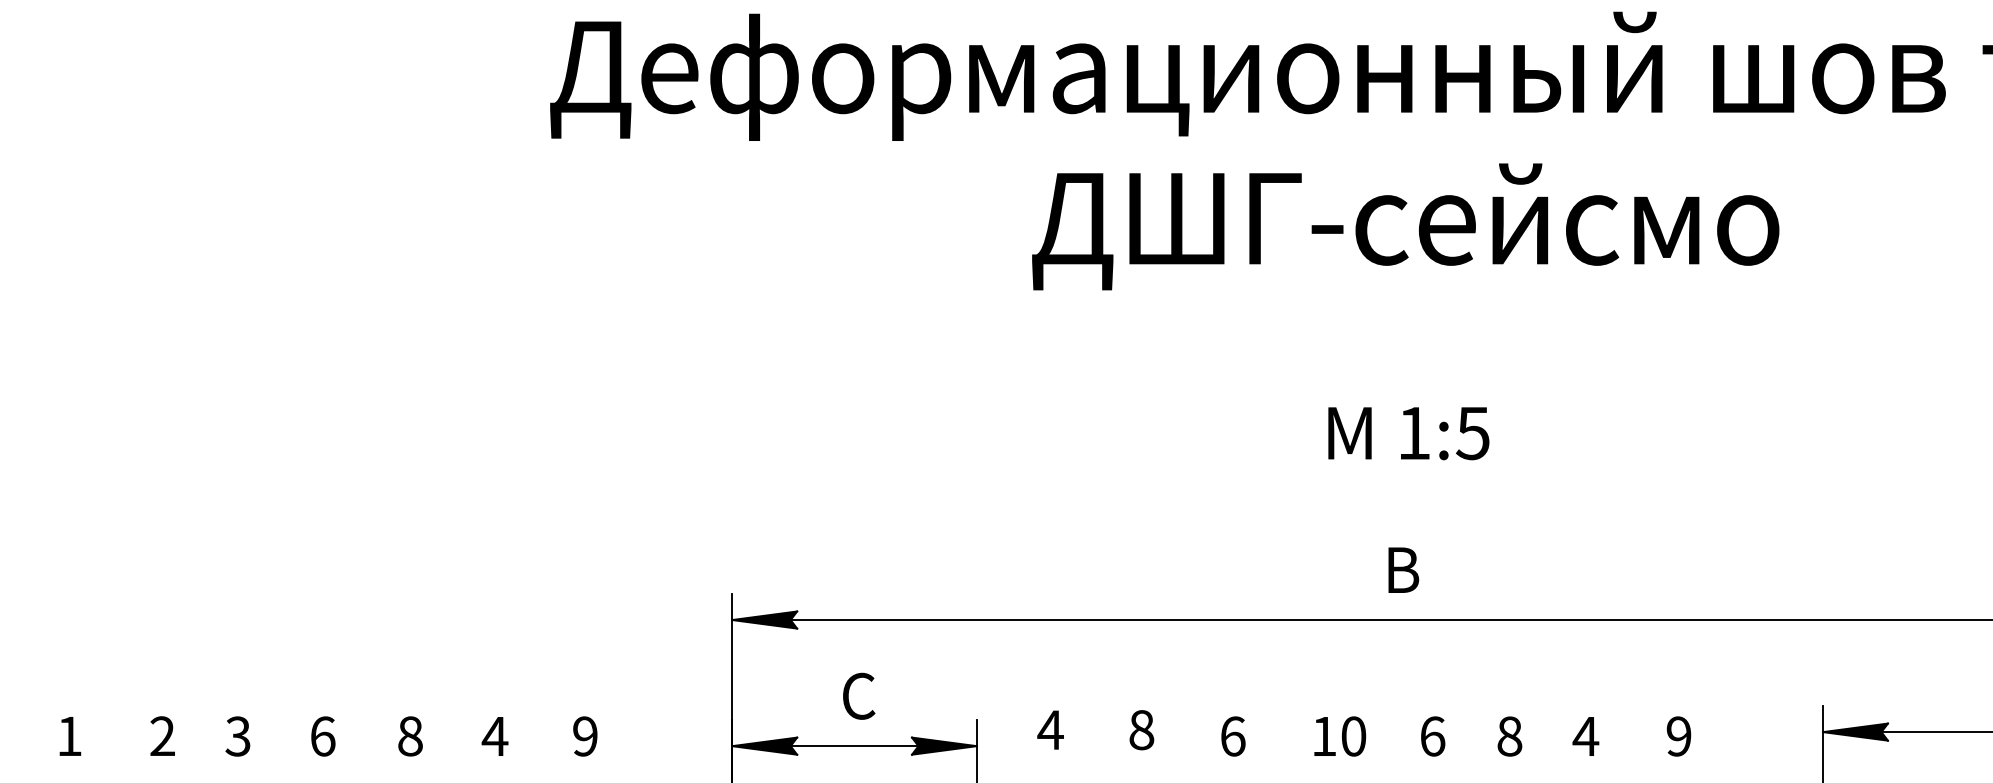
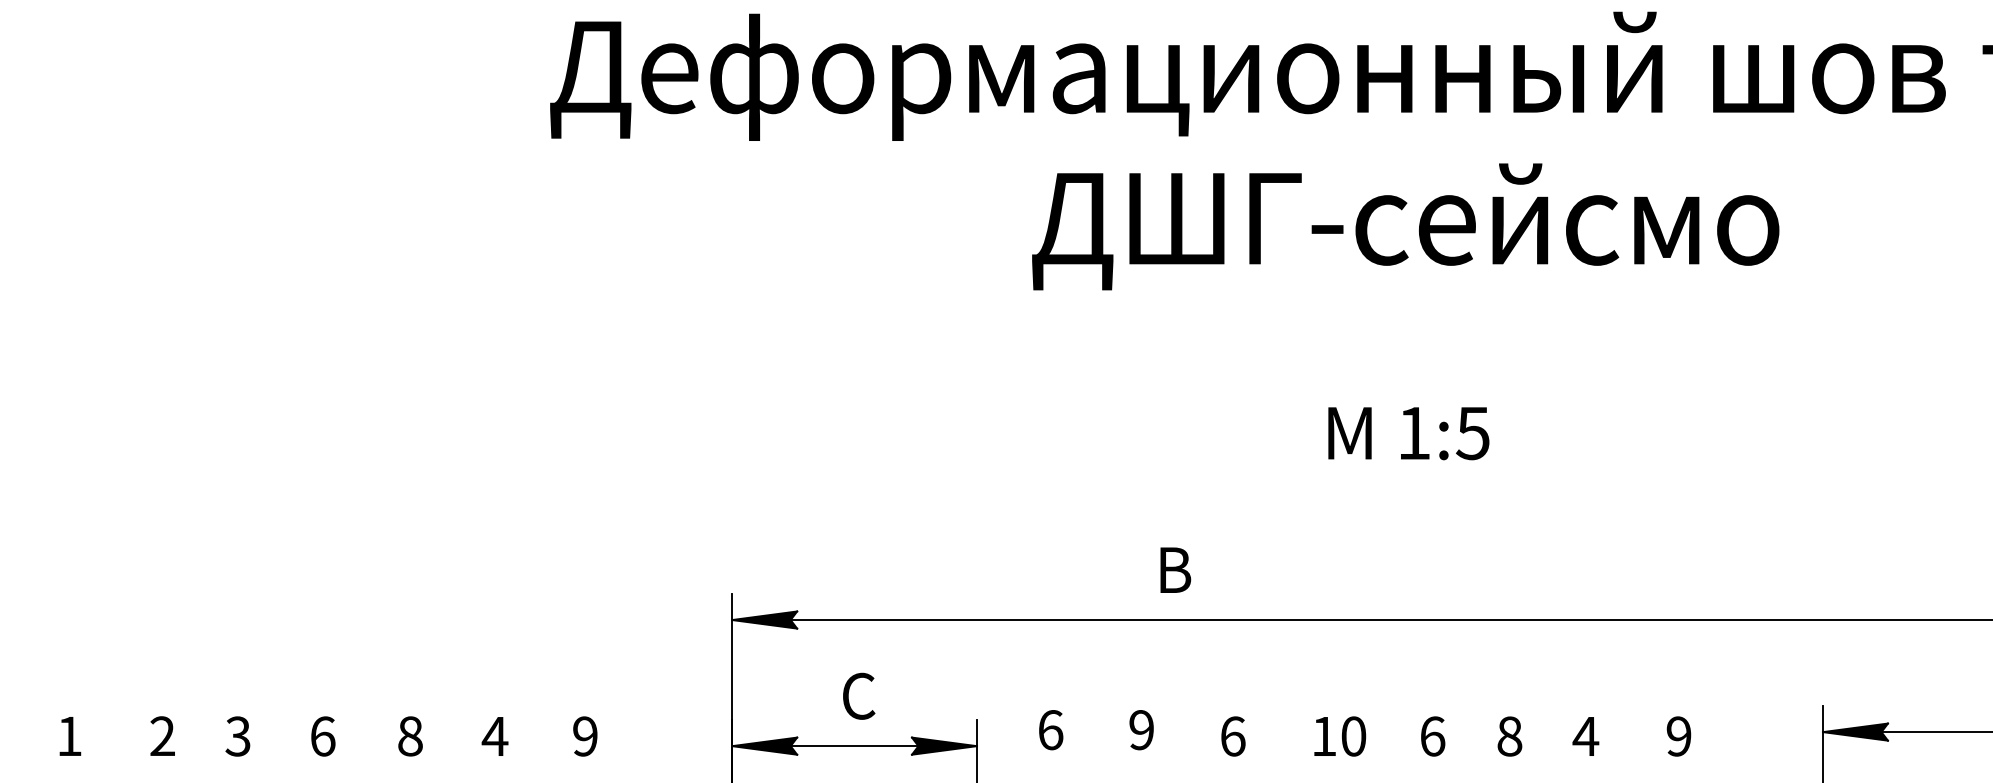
text position: (1403, 569) -> (1175, 569) (1175, 569)
text: 4 -> 6 (1050, 730)
text: 8 -> 9 (1141, 730)
